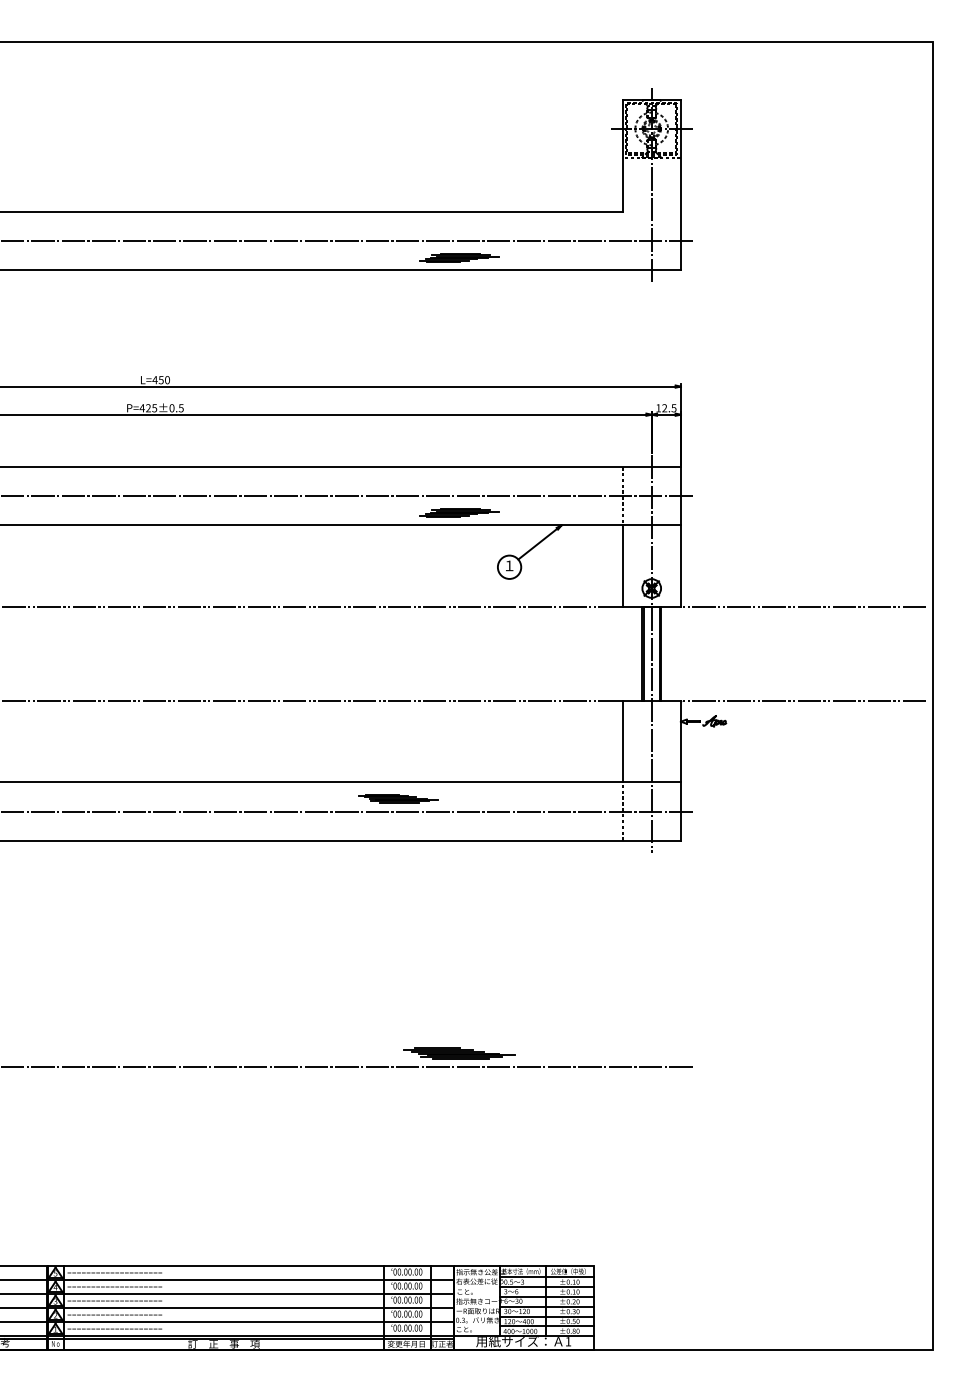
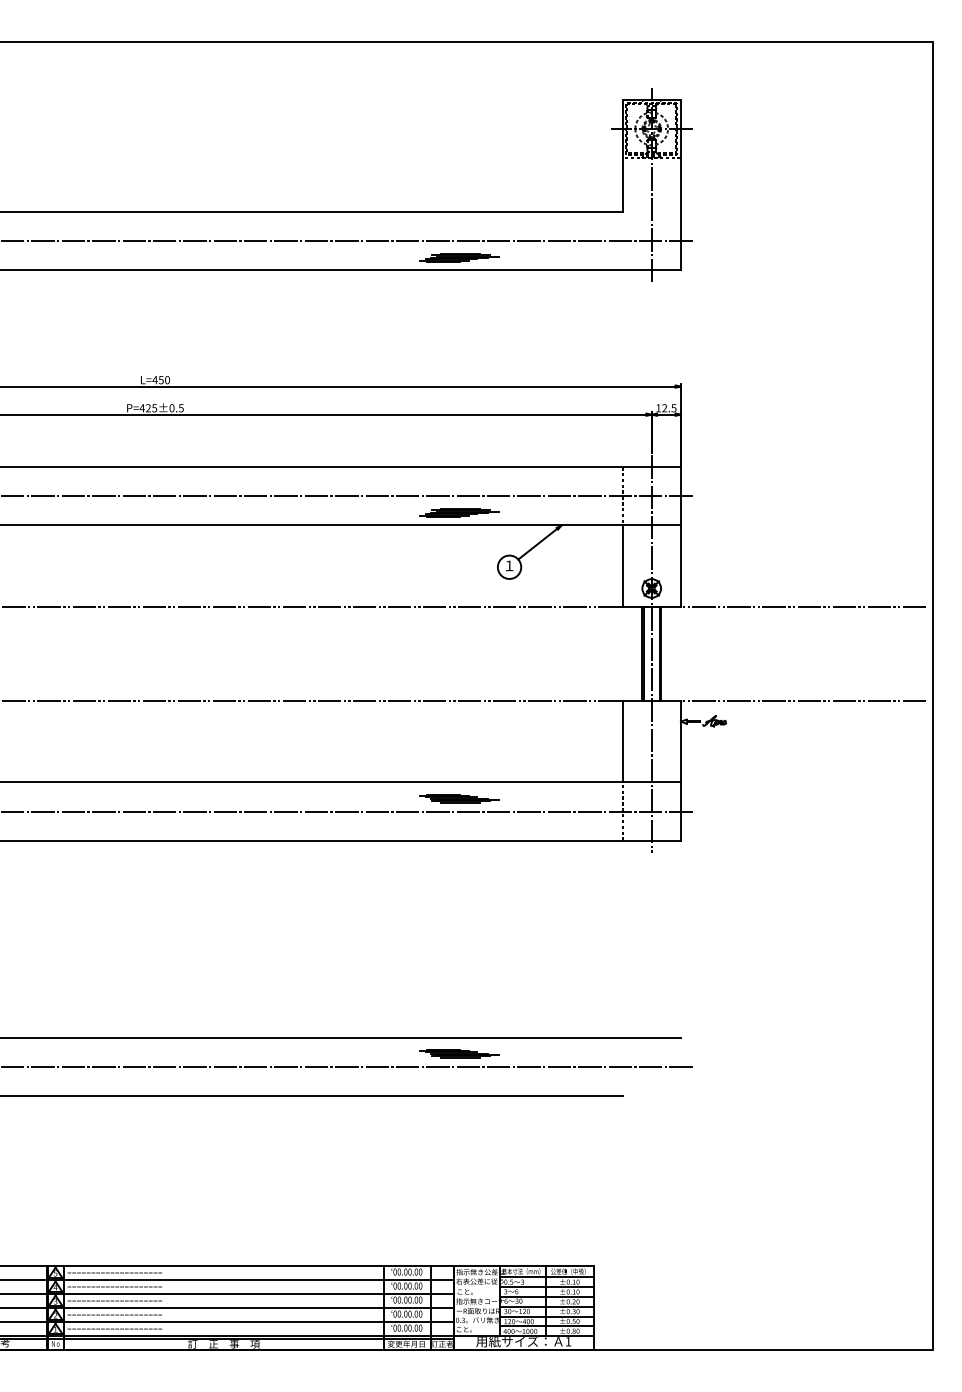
part position: (398, 798) -> (459, 798) (459, 798)
line: none -> present (341, 1037)
part size: 113x13 px -> 81x10 px (459, 1053)
line: none -> present (312, 1096)
